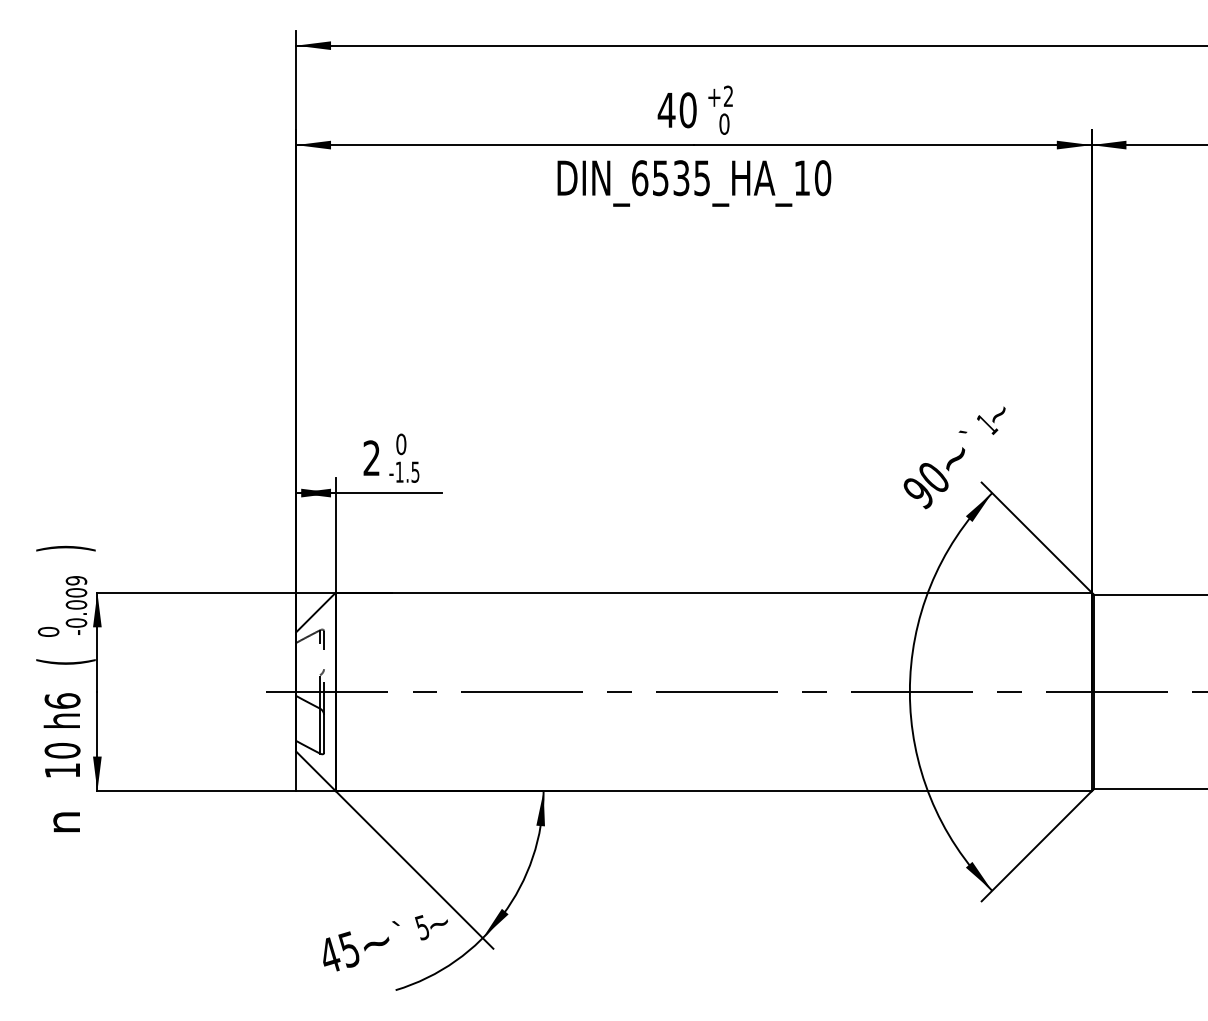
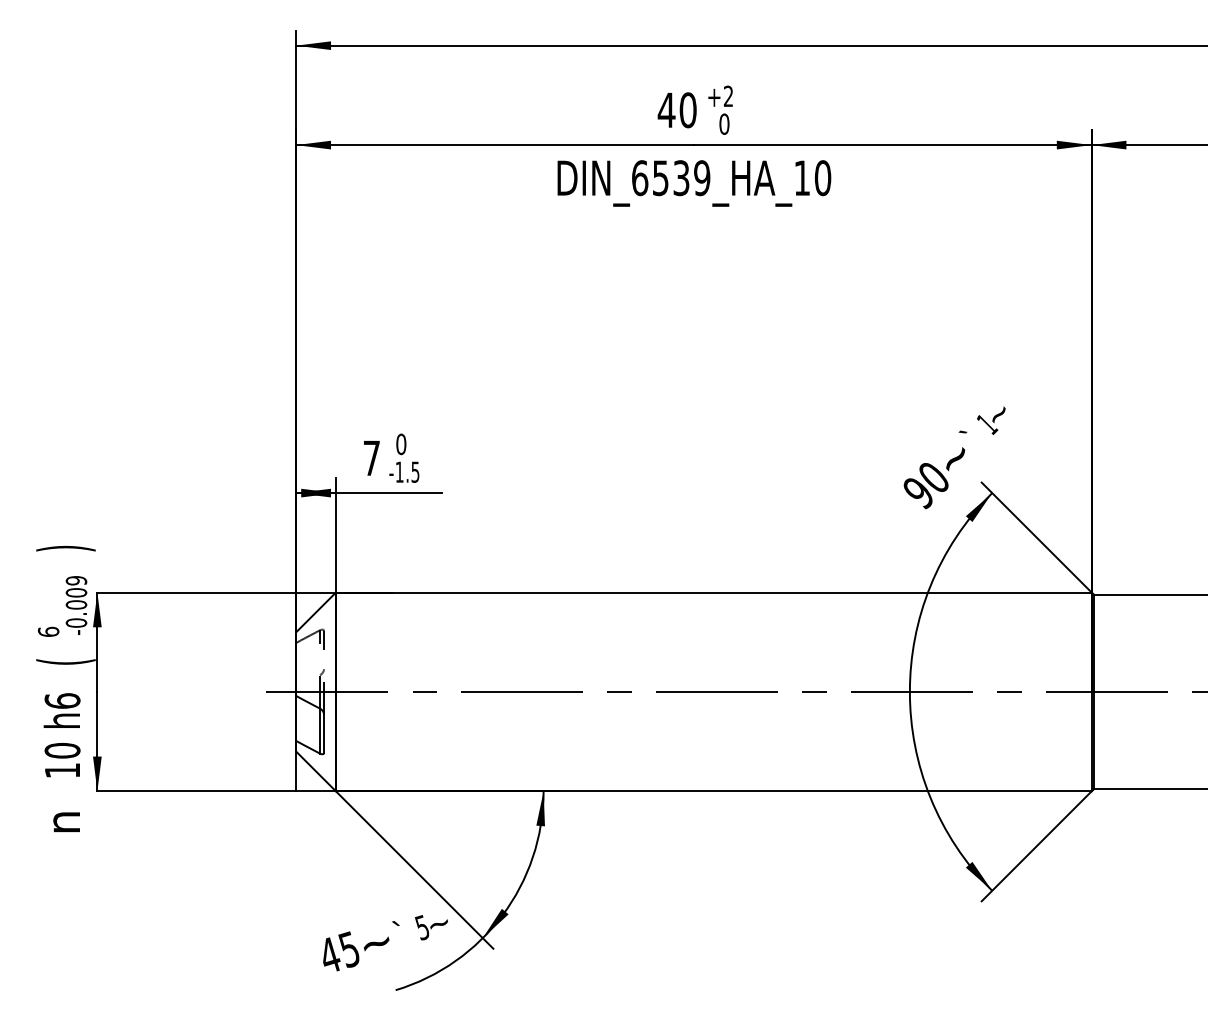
text: DIN_6535_HA_10 -> DIN_6539_HA_10 (702, 177)
text: 2 -> 7 (371, 457)
text: 0 -> 6 (48, 631)
